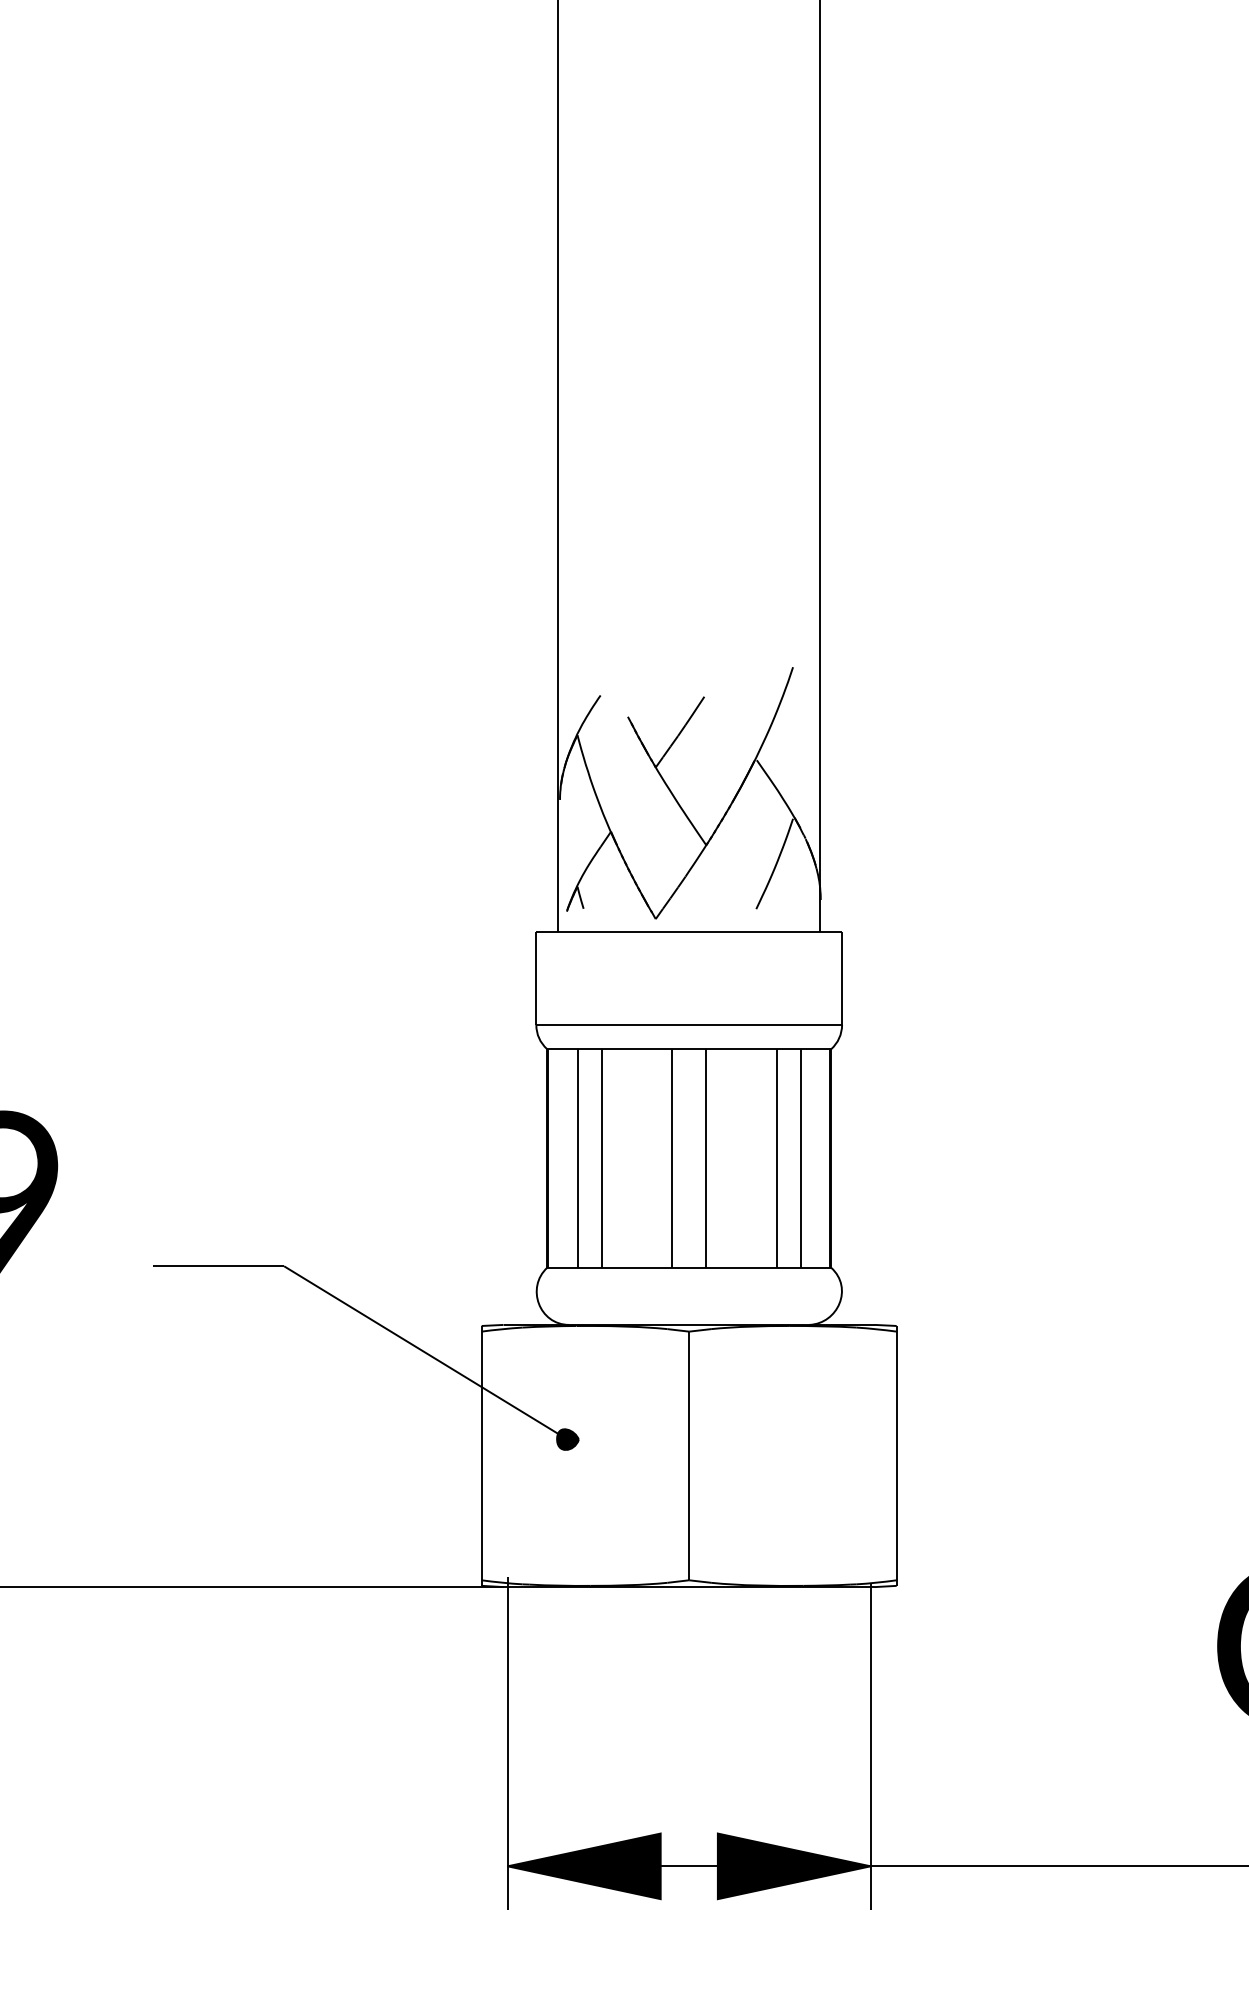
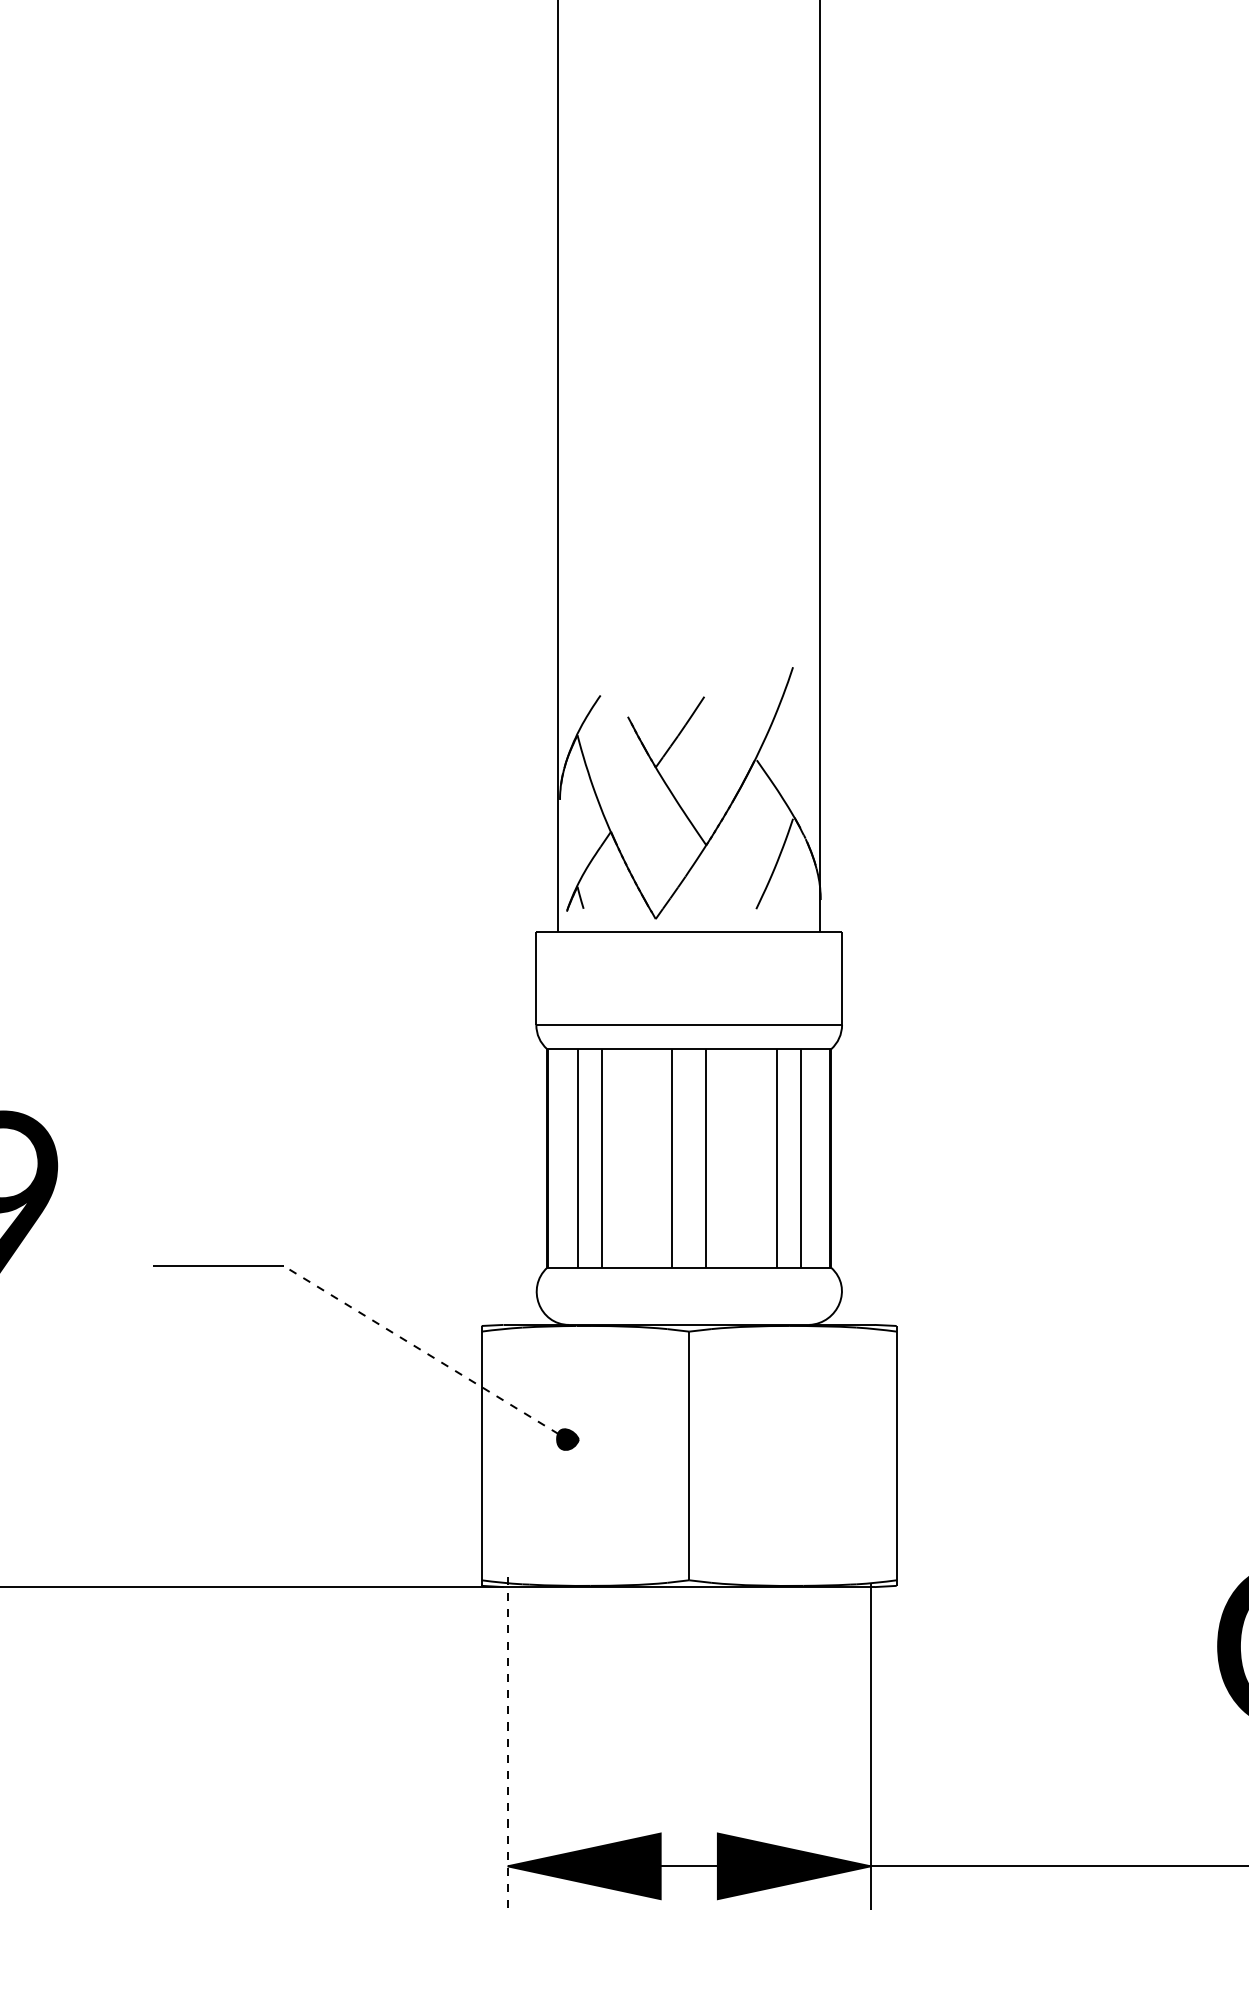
line: solid -> dashed (421, 1350)
line: solid -> dashed (507, 1743)
